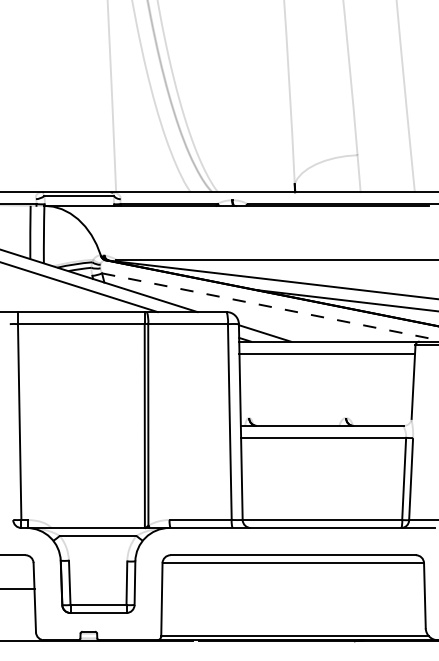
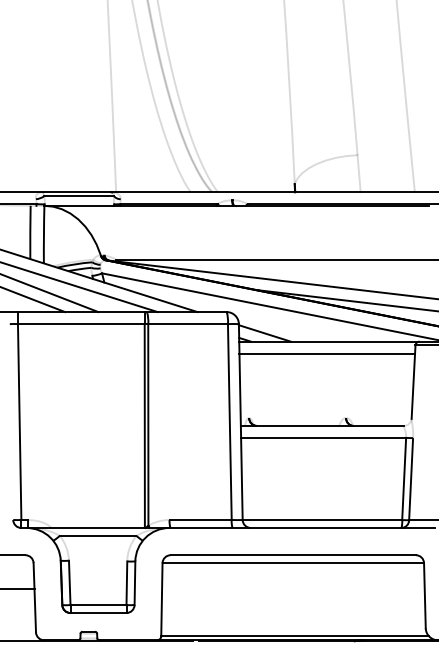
line: none -> present (50, 293)
line: none -> present (33, 299)
line: dashed -> solid (270, 306)
